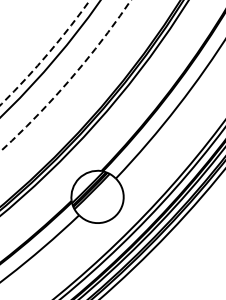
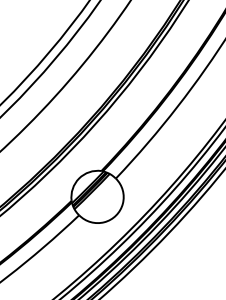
arc: dashed -> solid (47, 54)
circle: dashed -> solid (65, 75)
